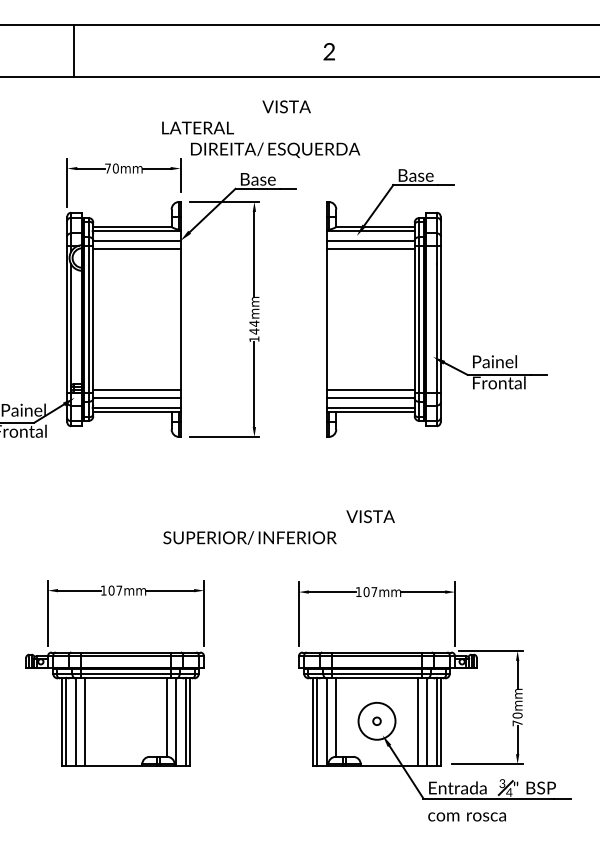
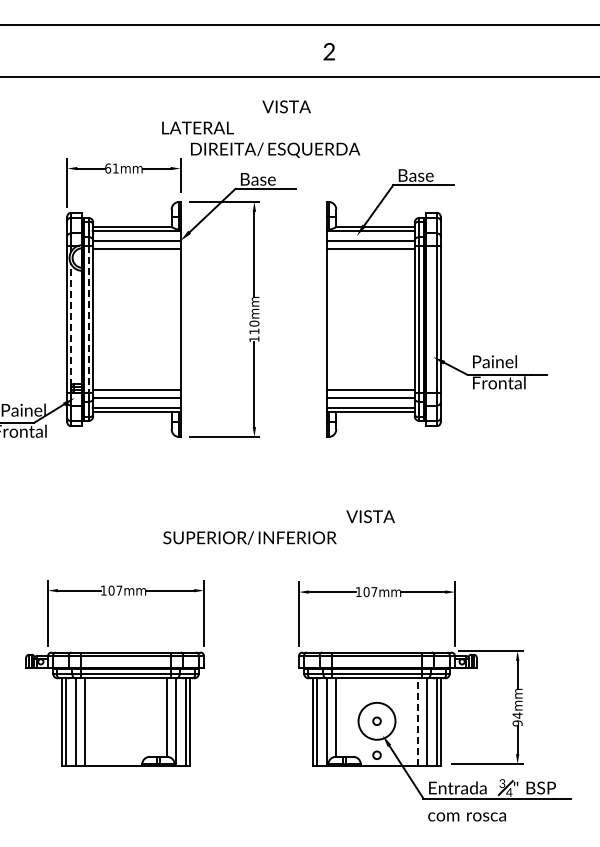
line: present -> none (73, 51)
text: 70mm -> 61mm (111, 168)
line: solid -> dashed (88, 319)
line: solid -> dashed (71, 325)
text: 144mm -> 110mm (254, 327)
text: 70mm -> 94mm (517, 719)
line: solid -> dashed (418, 722)
circle: none -> present (376, 754)
